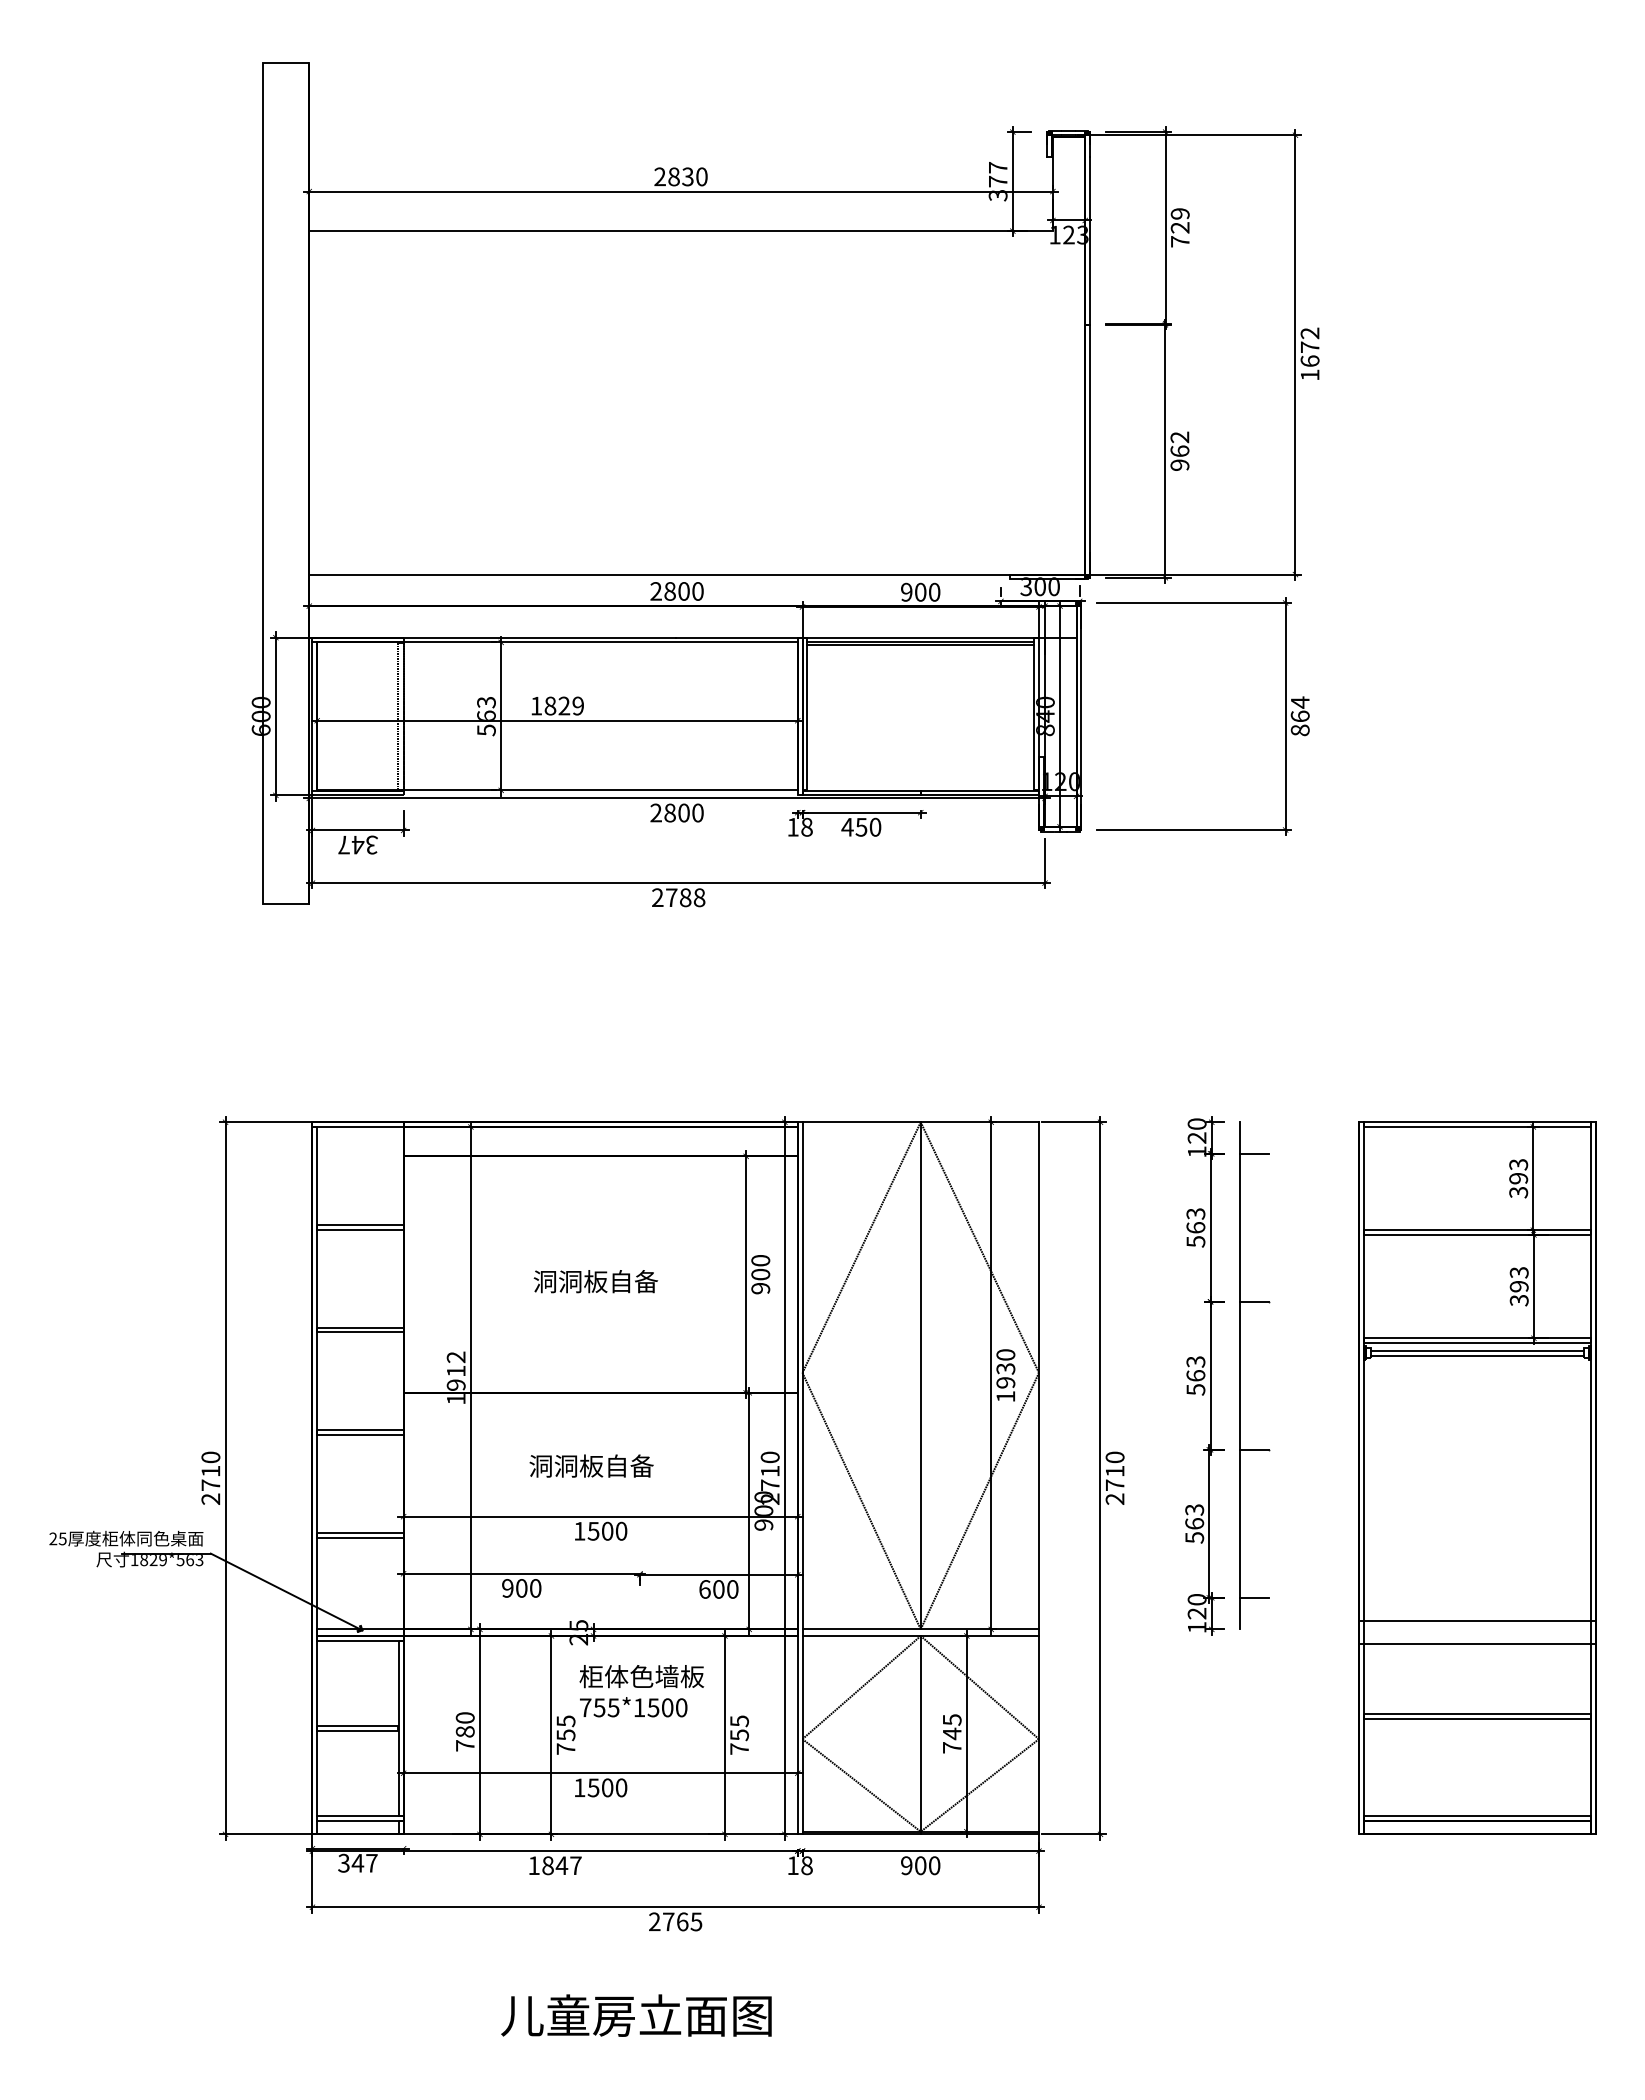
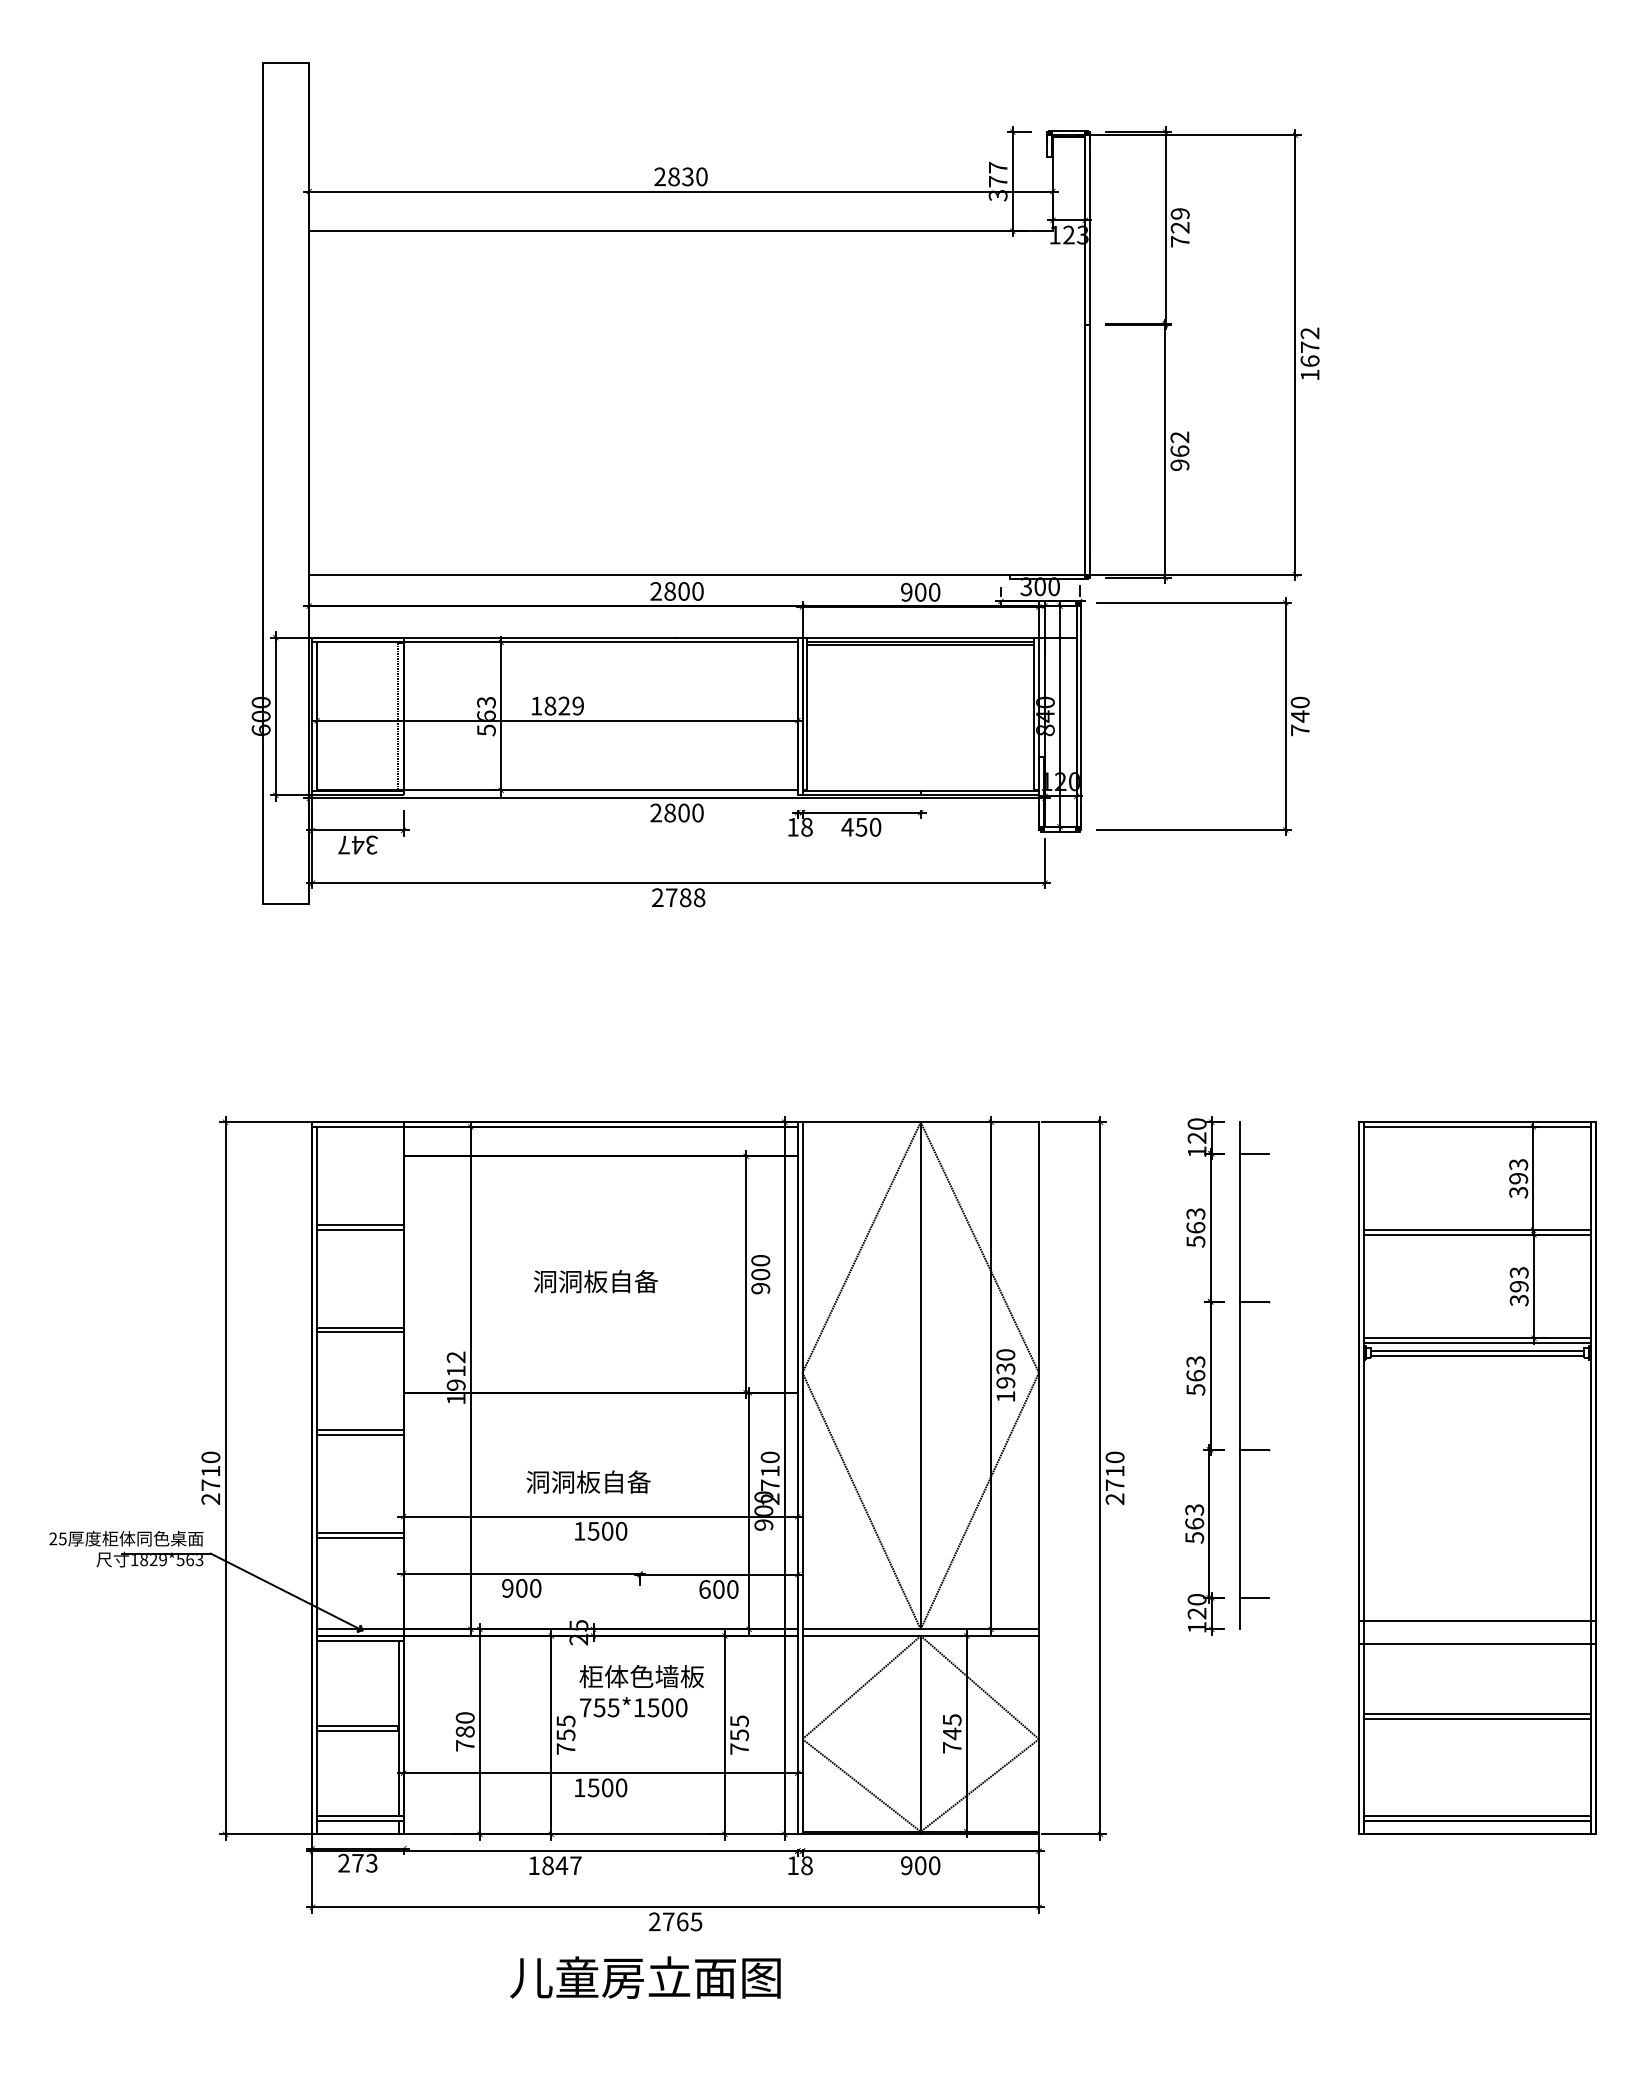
text: 864 -> 740 (1299, 716)
text position: (591, 1465) -> (588, 1481) (588, 1481)
text: 347 -> 273 (357, 1862)
text position: (636, 2015) -> (645, 1977) (645, 1977)
